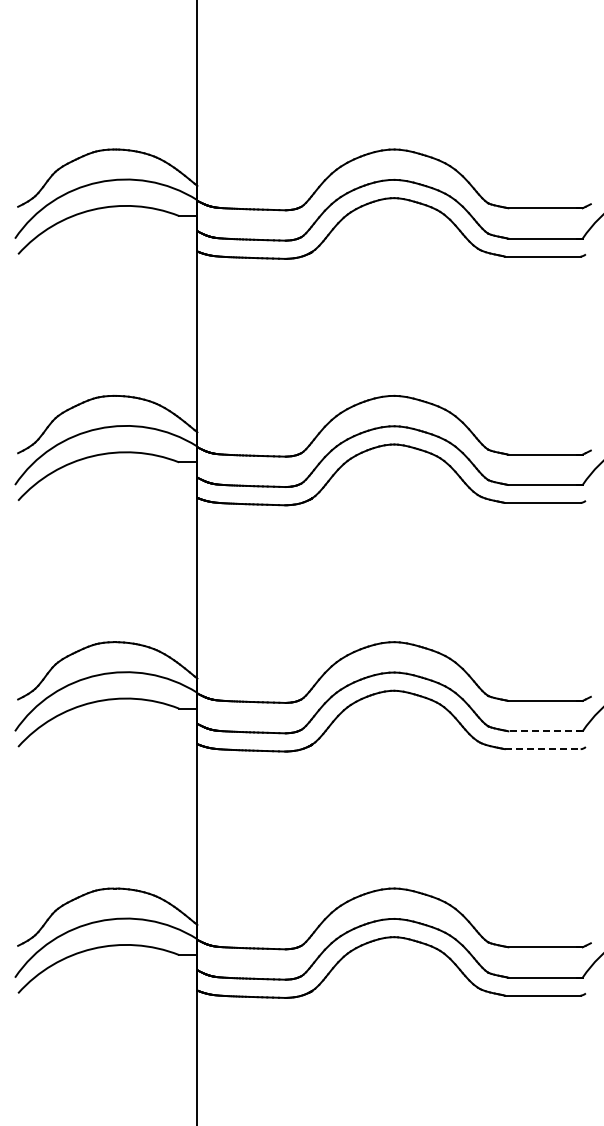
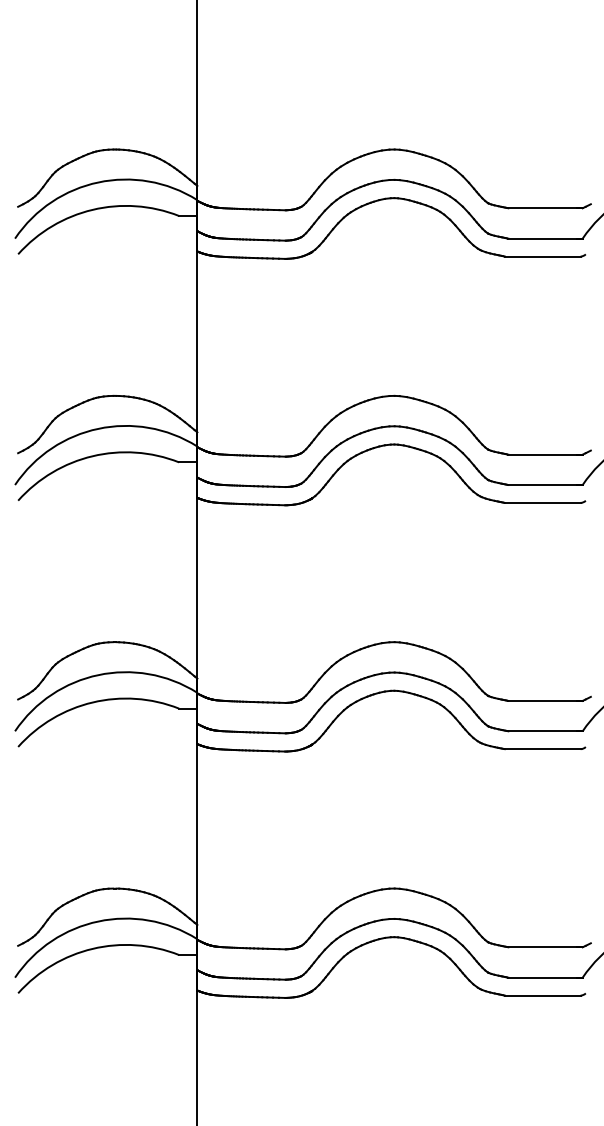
line: dashed -> solid (545, 731)
line: dashed -> solid (543, 749)
